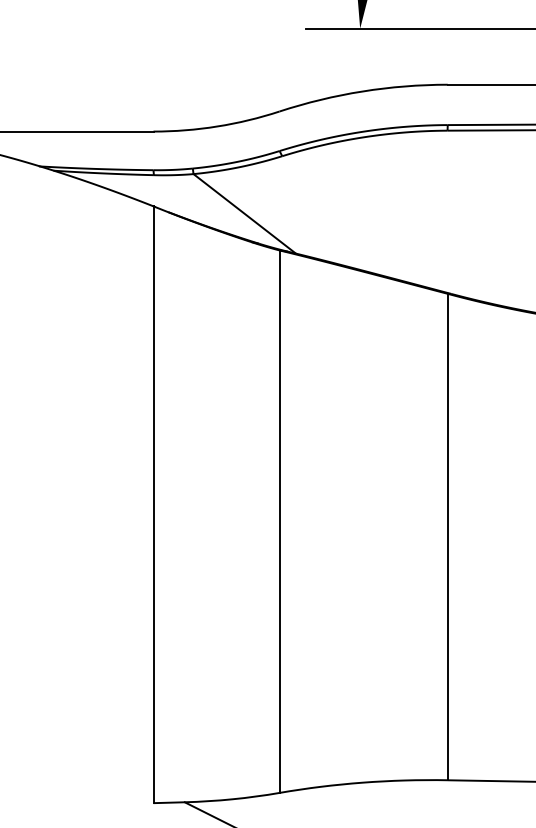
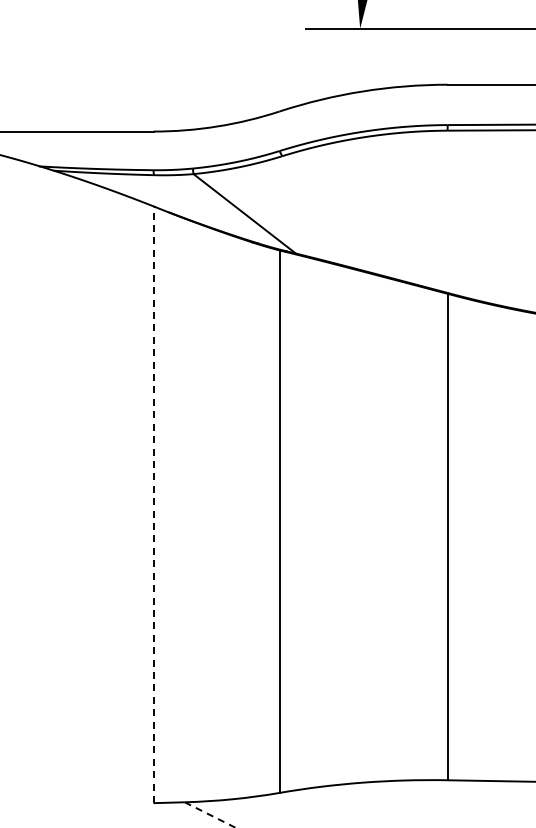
line: solid -> dashed (153, 504)
line: solid -> dashed (210, 815)
